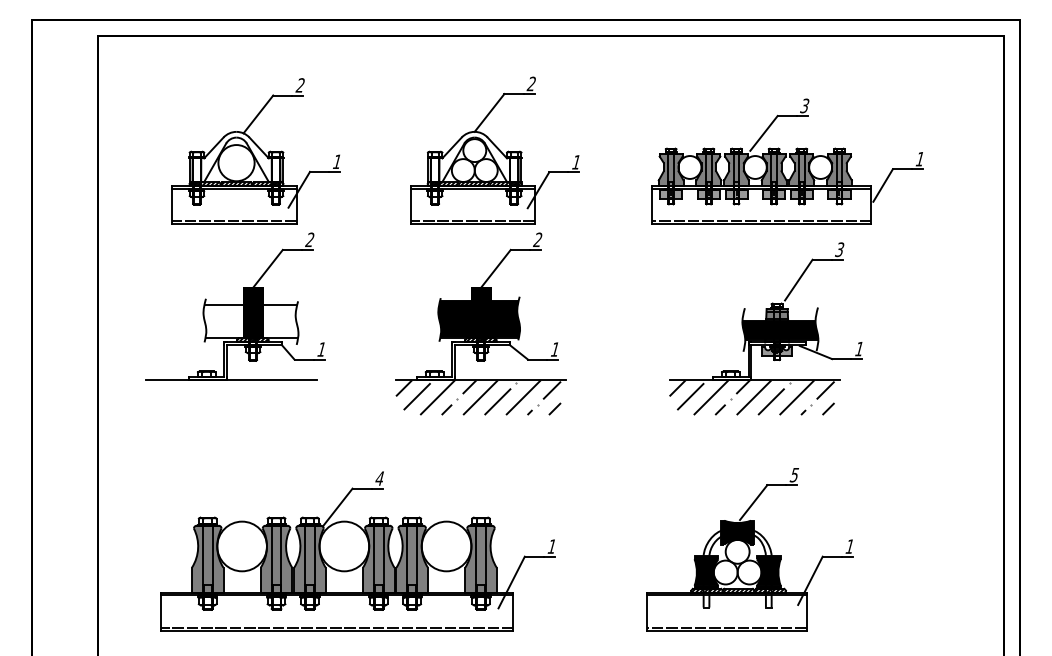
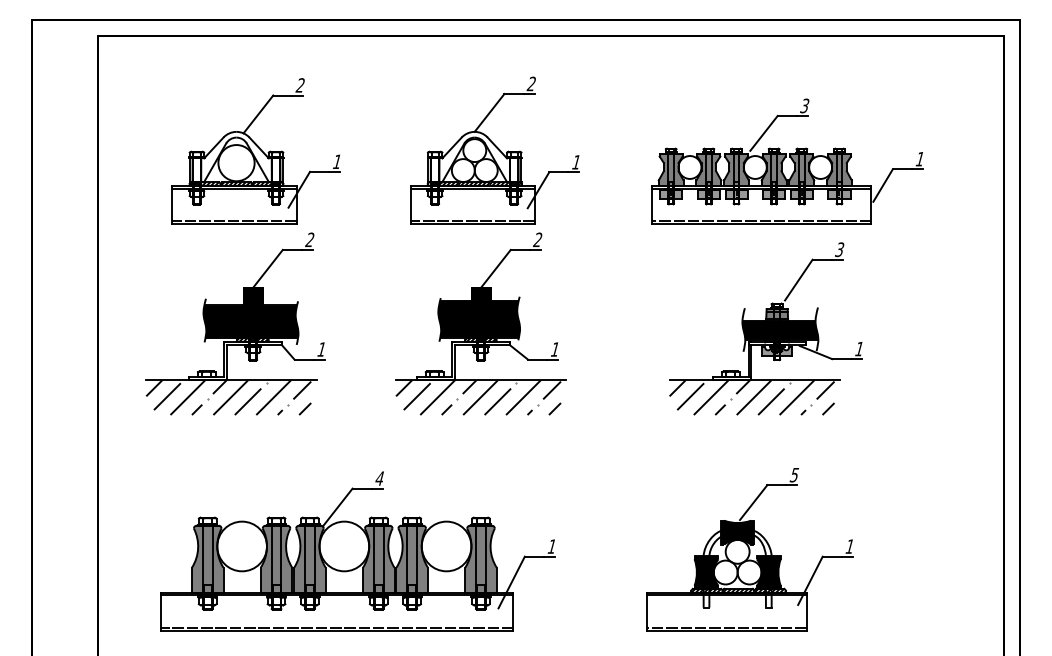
fill: none -> present (250, 321)
hatch: none -> present (228, 397)
